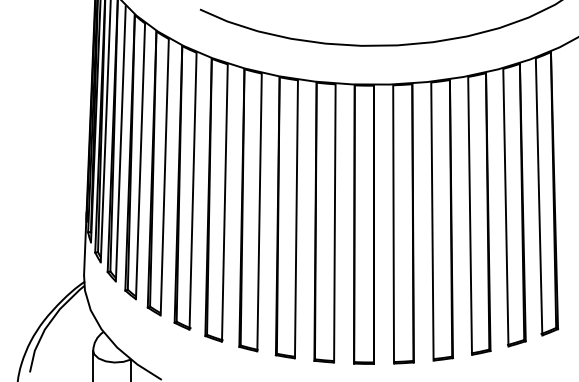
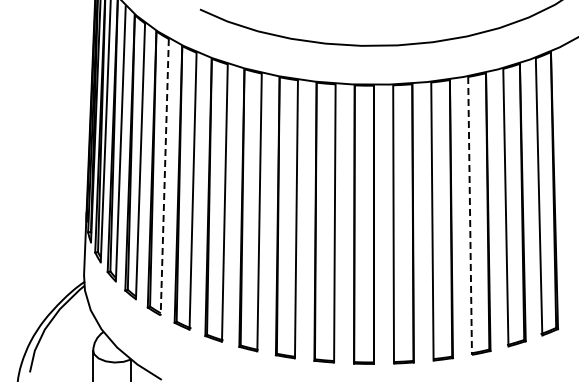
line: solid -> dashed (164, 177)
line: solid -> dashed (470, 215)
